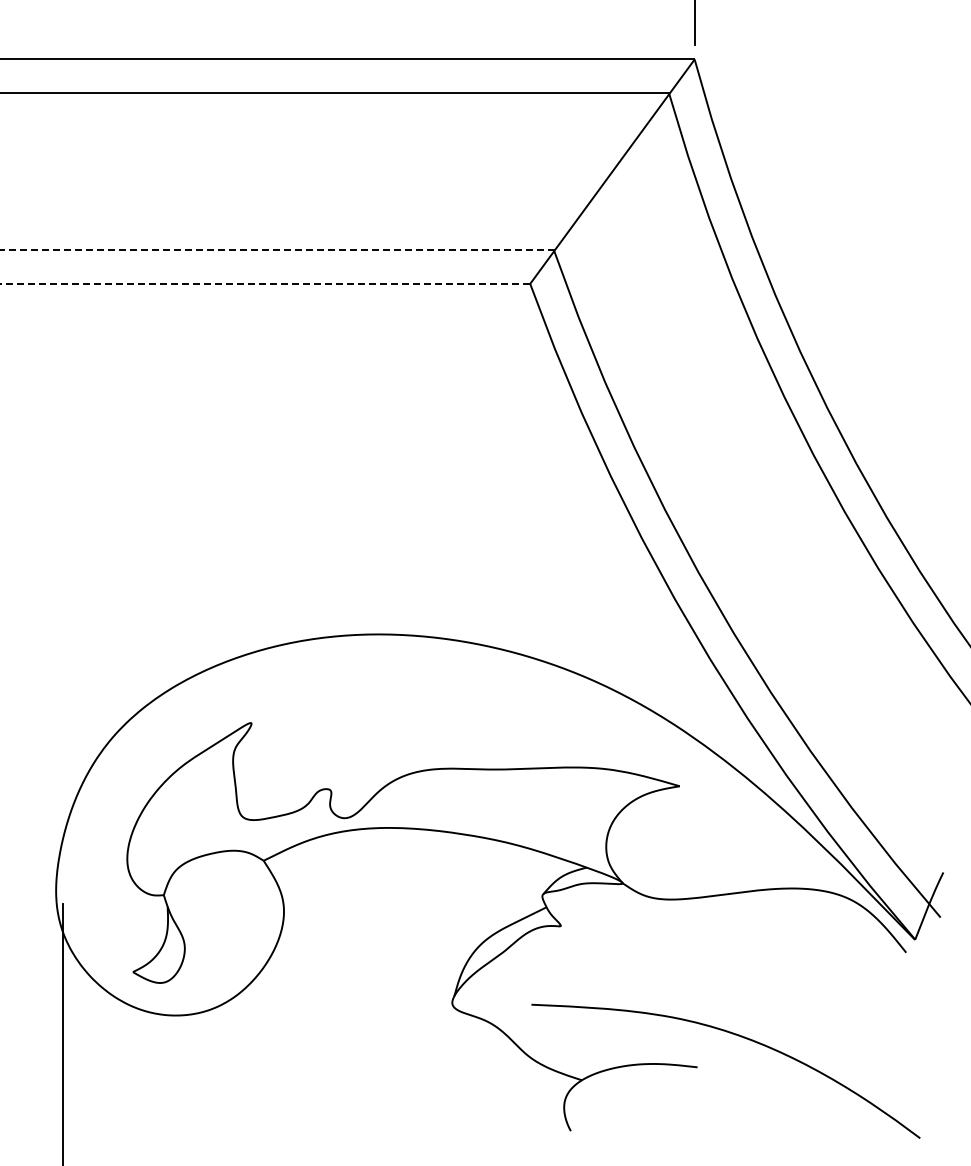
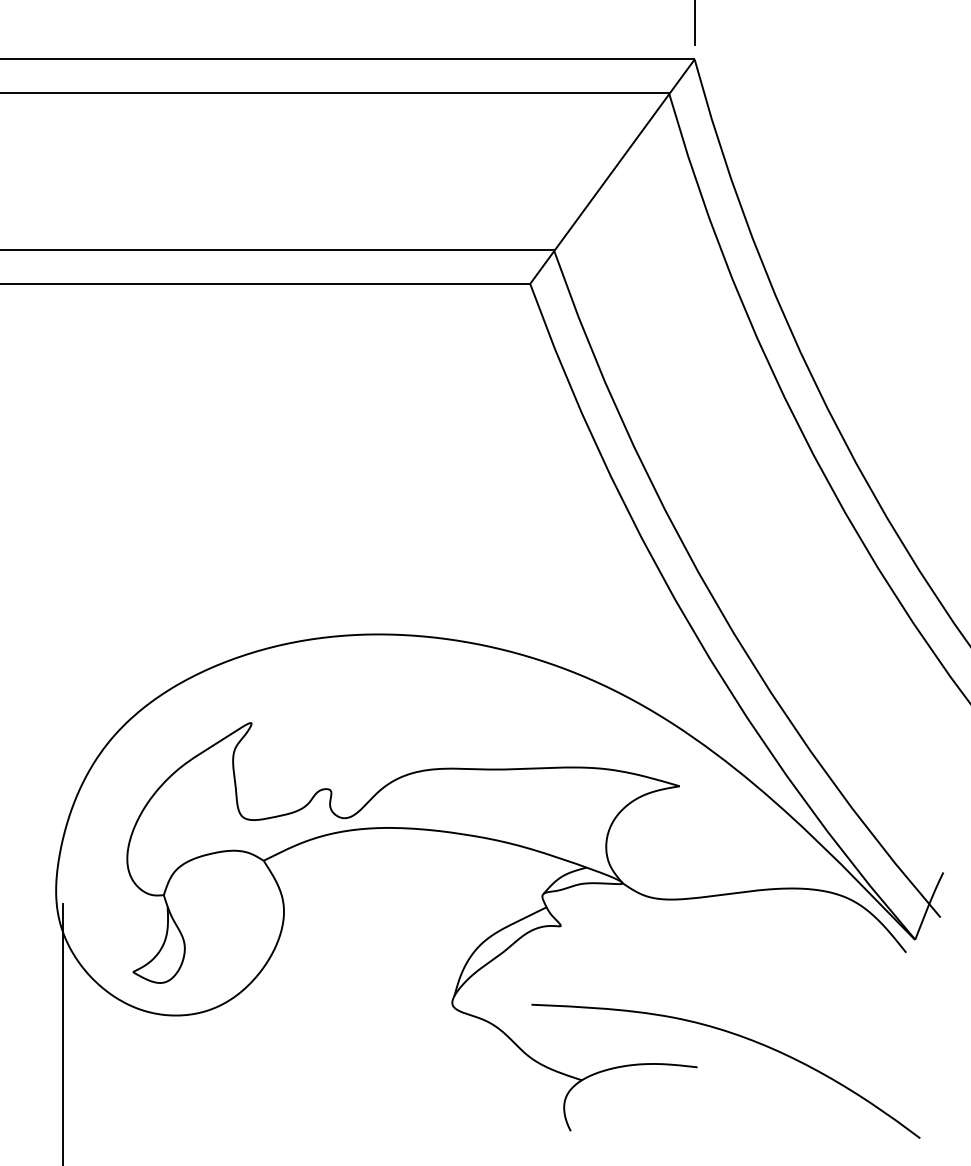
line: dashed -> solid (277, 250)
line: dashed -> solid (265, 283)
